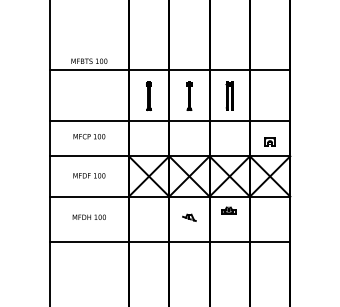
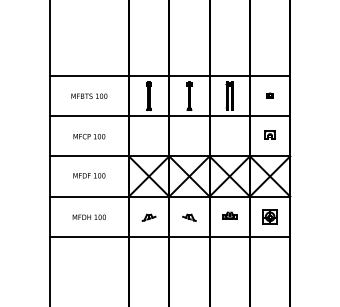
text position: (89, 60) -> (89, 95) (89, 95)
line position: (169, 69) -> (169, 75) (169, 75)
part: none -> present (269, 95)
line position: (169, 120) -> (169, 115) (169, 115)
part position: (269, 141) -> (269, 134) (269, 134)
part position: (228, 210) -> (229, 215) (229, 215)
part: none -> present (269, 216)
part: none -> present (148, 217)
line position: (169, 242) -> (169, 237) (169, 237)
